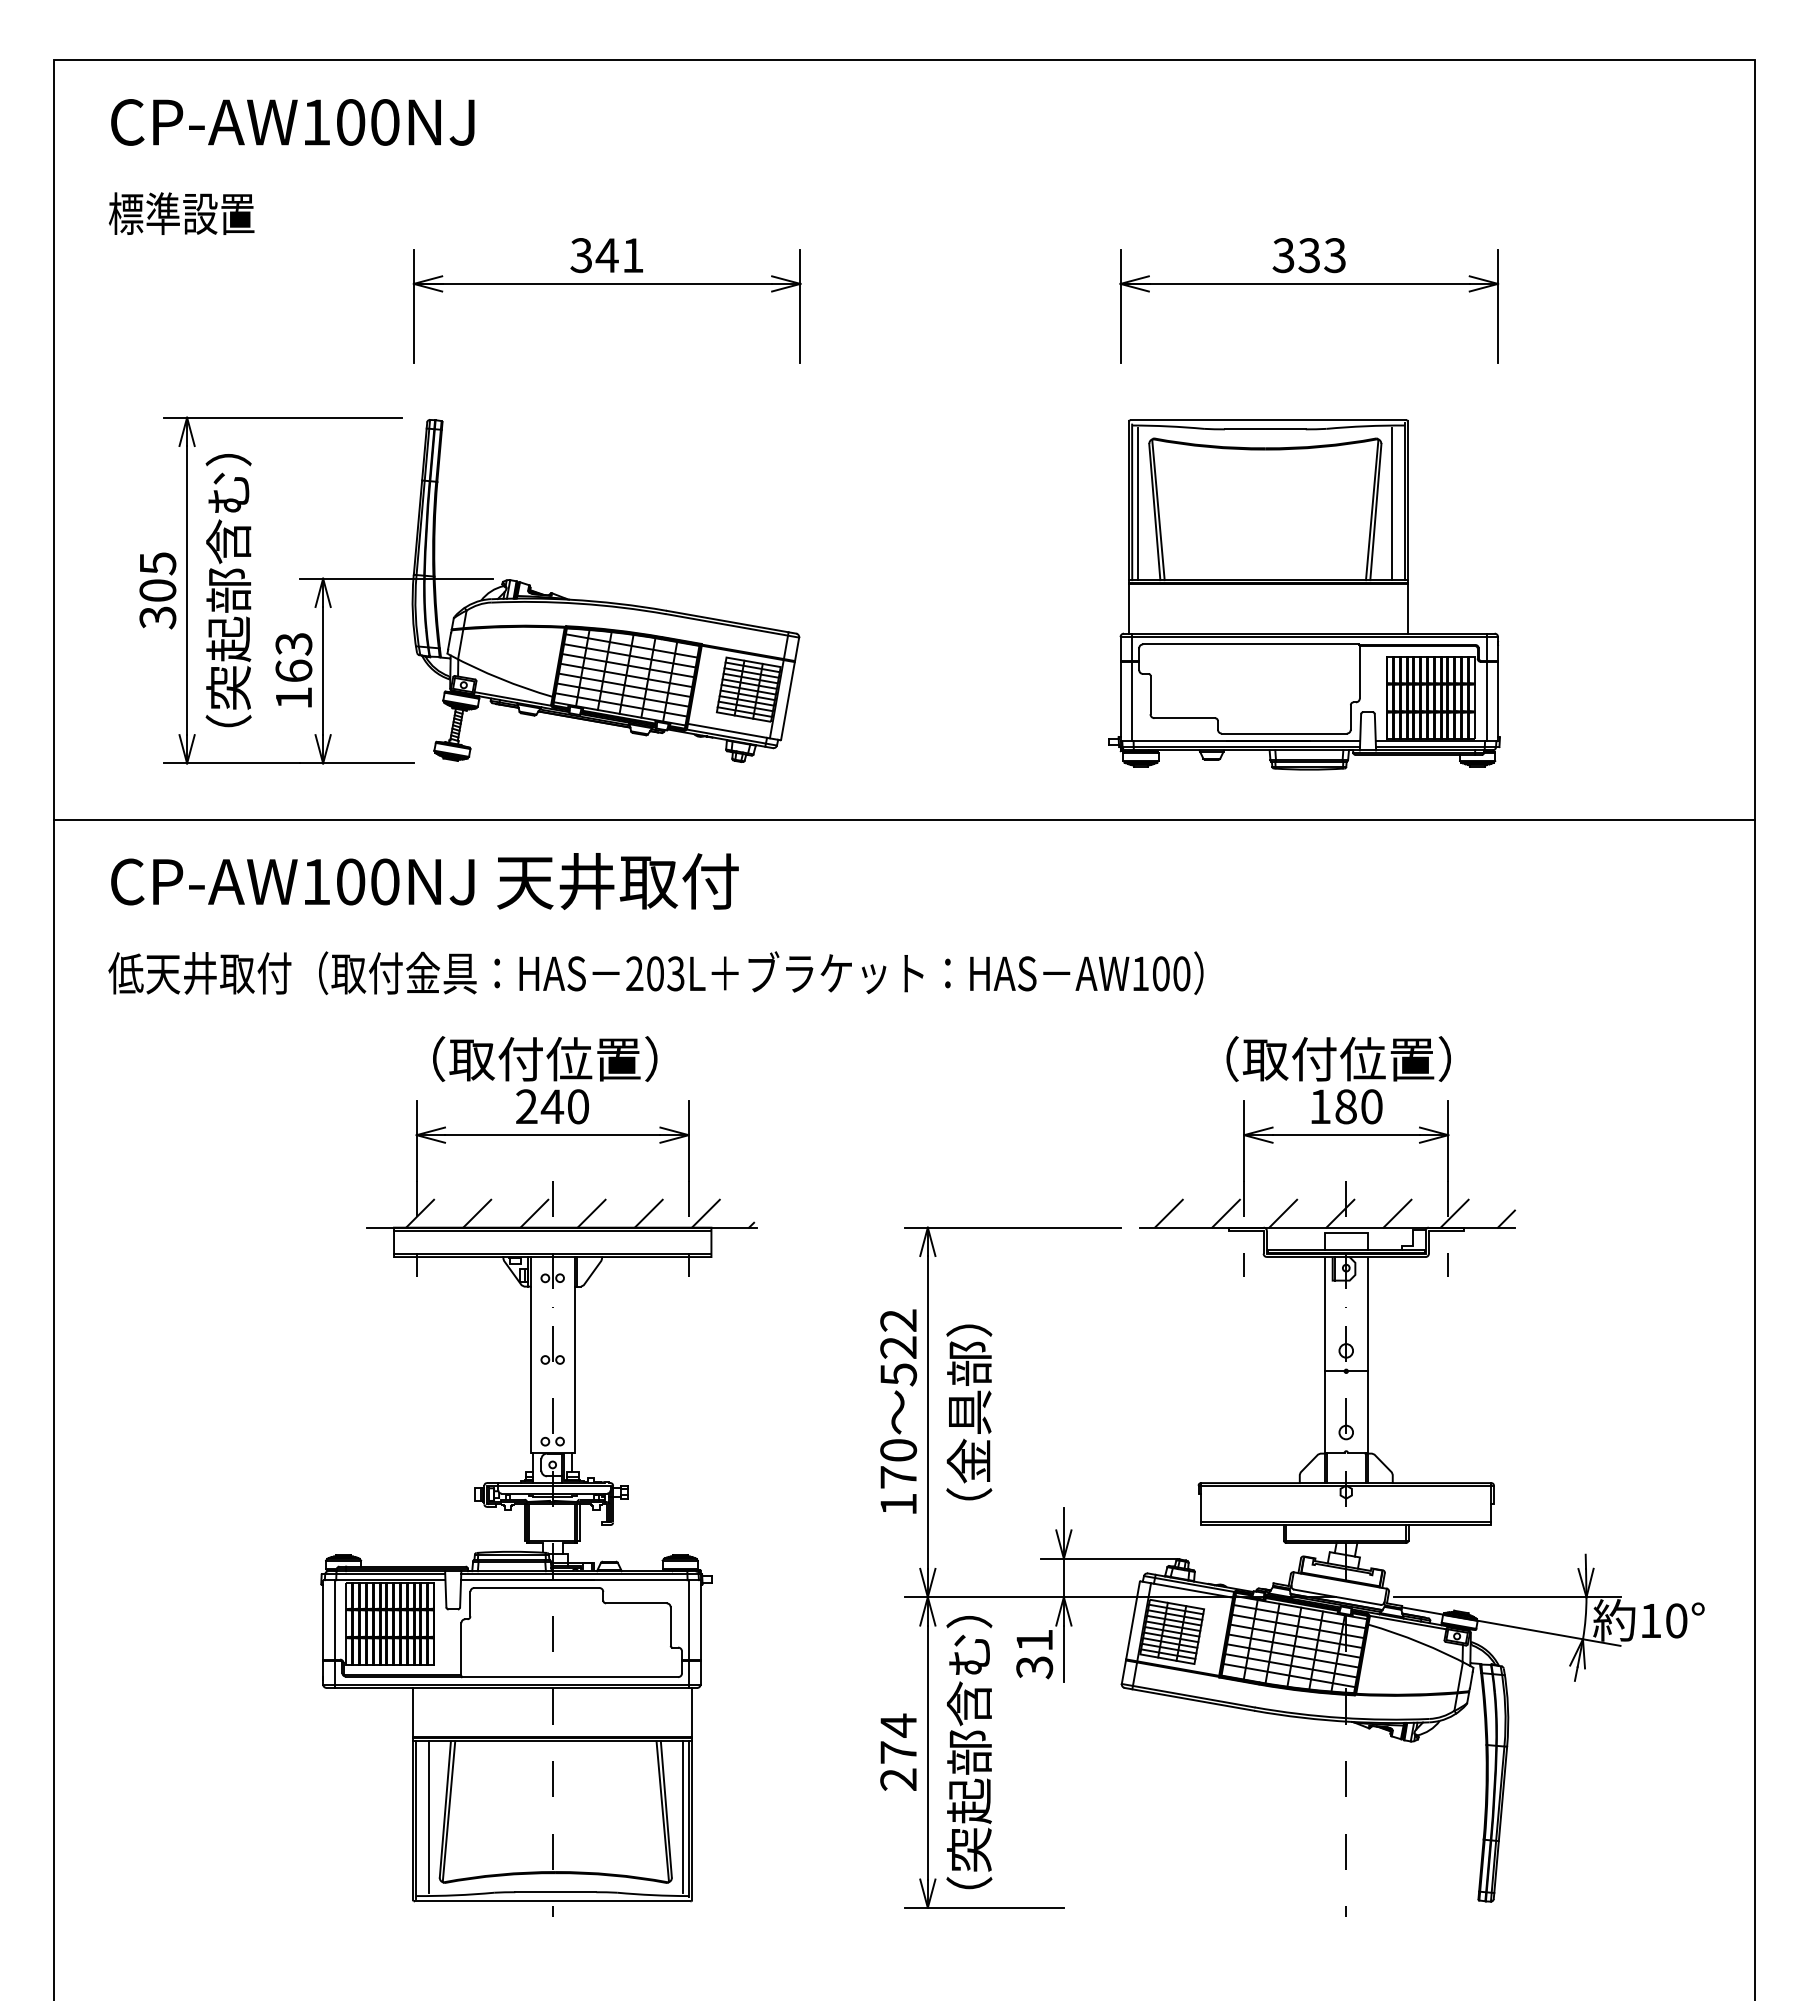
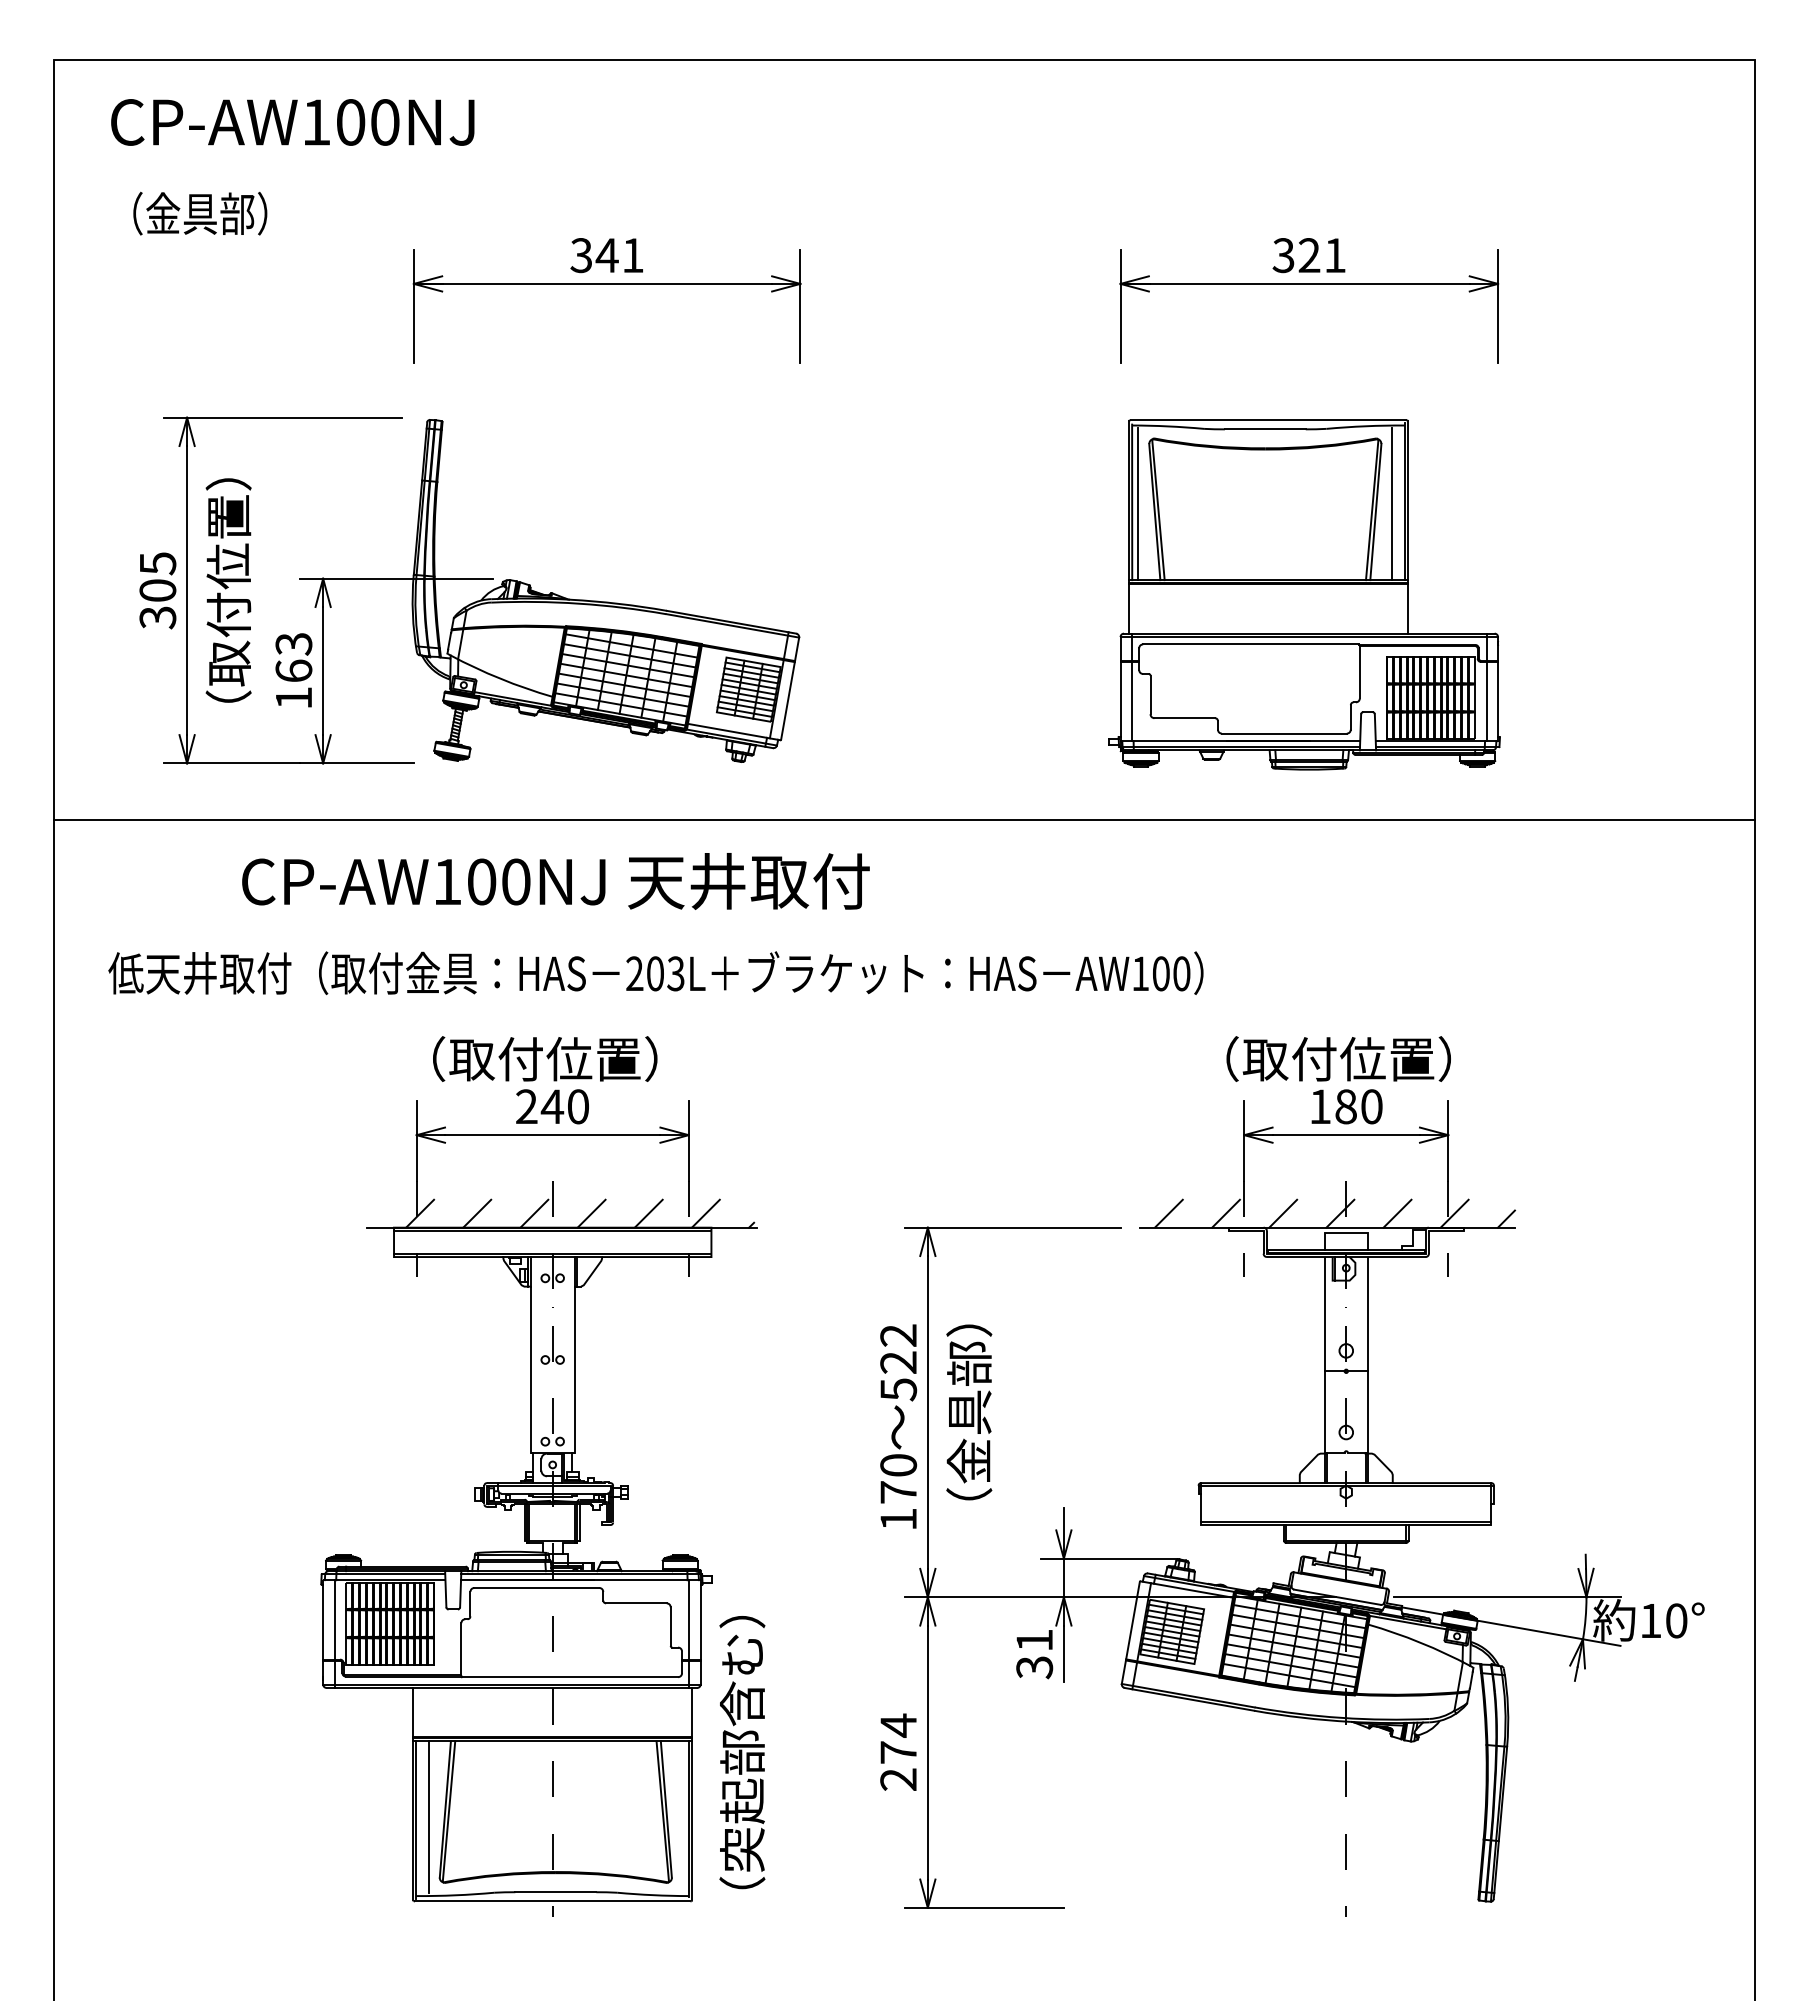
text: 標準設置 -> （金具部） (187, 213)
text: 333 -> 321 (1321, 255)
text: （突起部含む） -> （取付位置） (228, 590)
text position: (424, 881) -> (555, 881) (555, 881)
text position: (898, 1411) -> (898, 1426) (898, 1426)
text position: (969, 1752) -> (742, 1752) (742, 1752)
line: present -> none (682, 1817)
